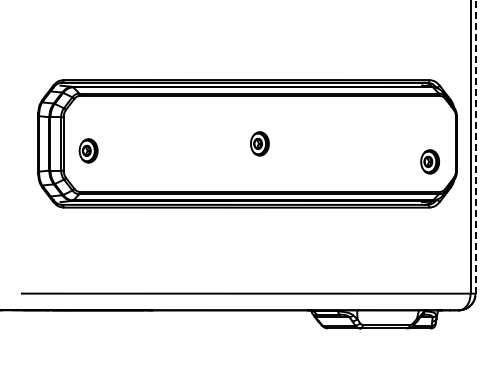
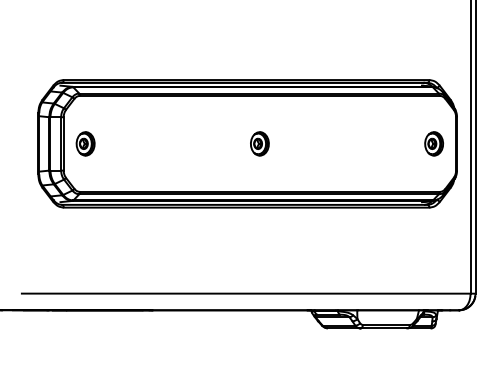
line: dashed -> solid (475, 146)
part position: (88, 150) -> (85, 143) (85, 143)
part position: (430, 161) -> (434, 143) (434, 143)
